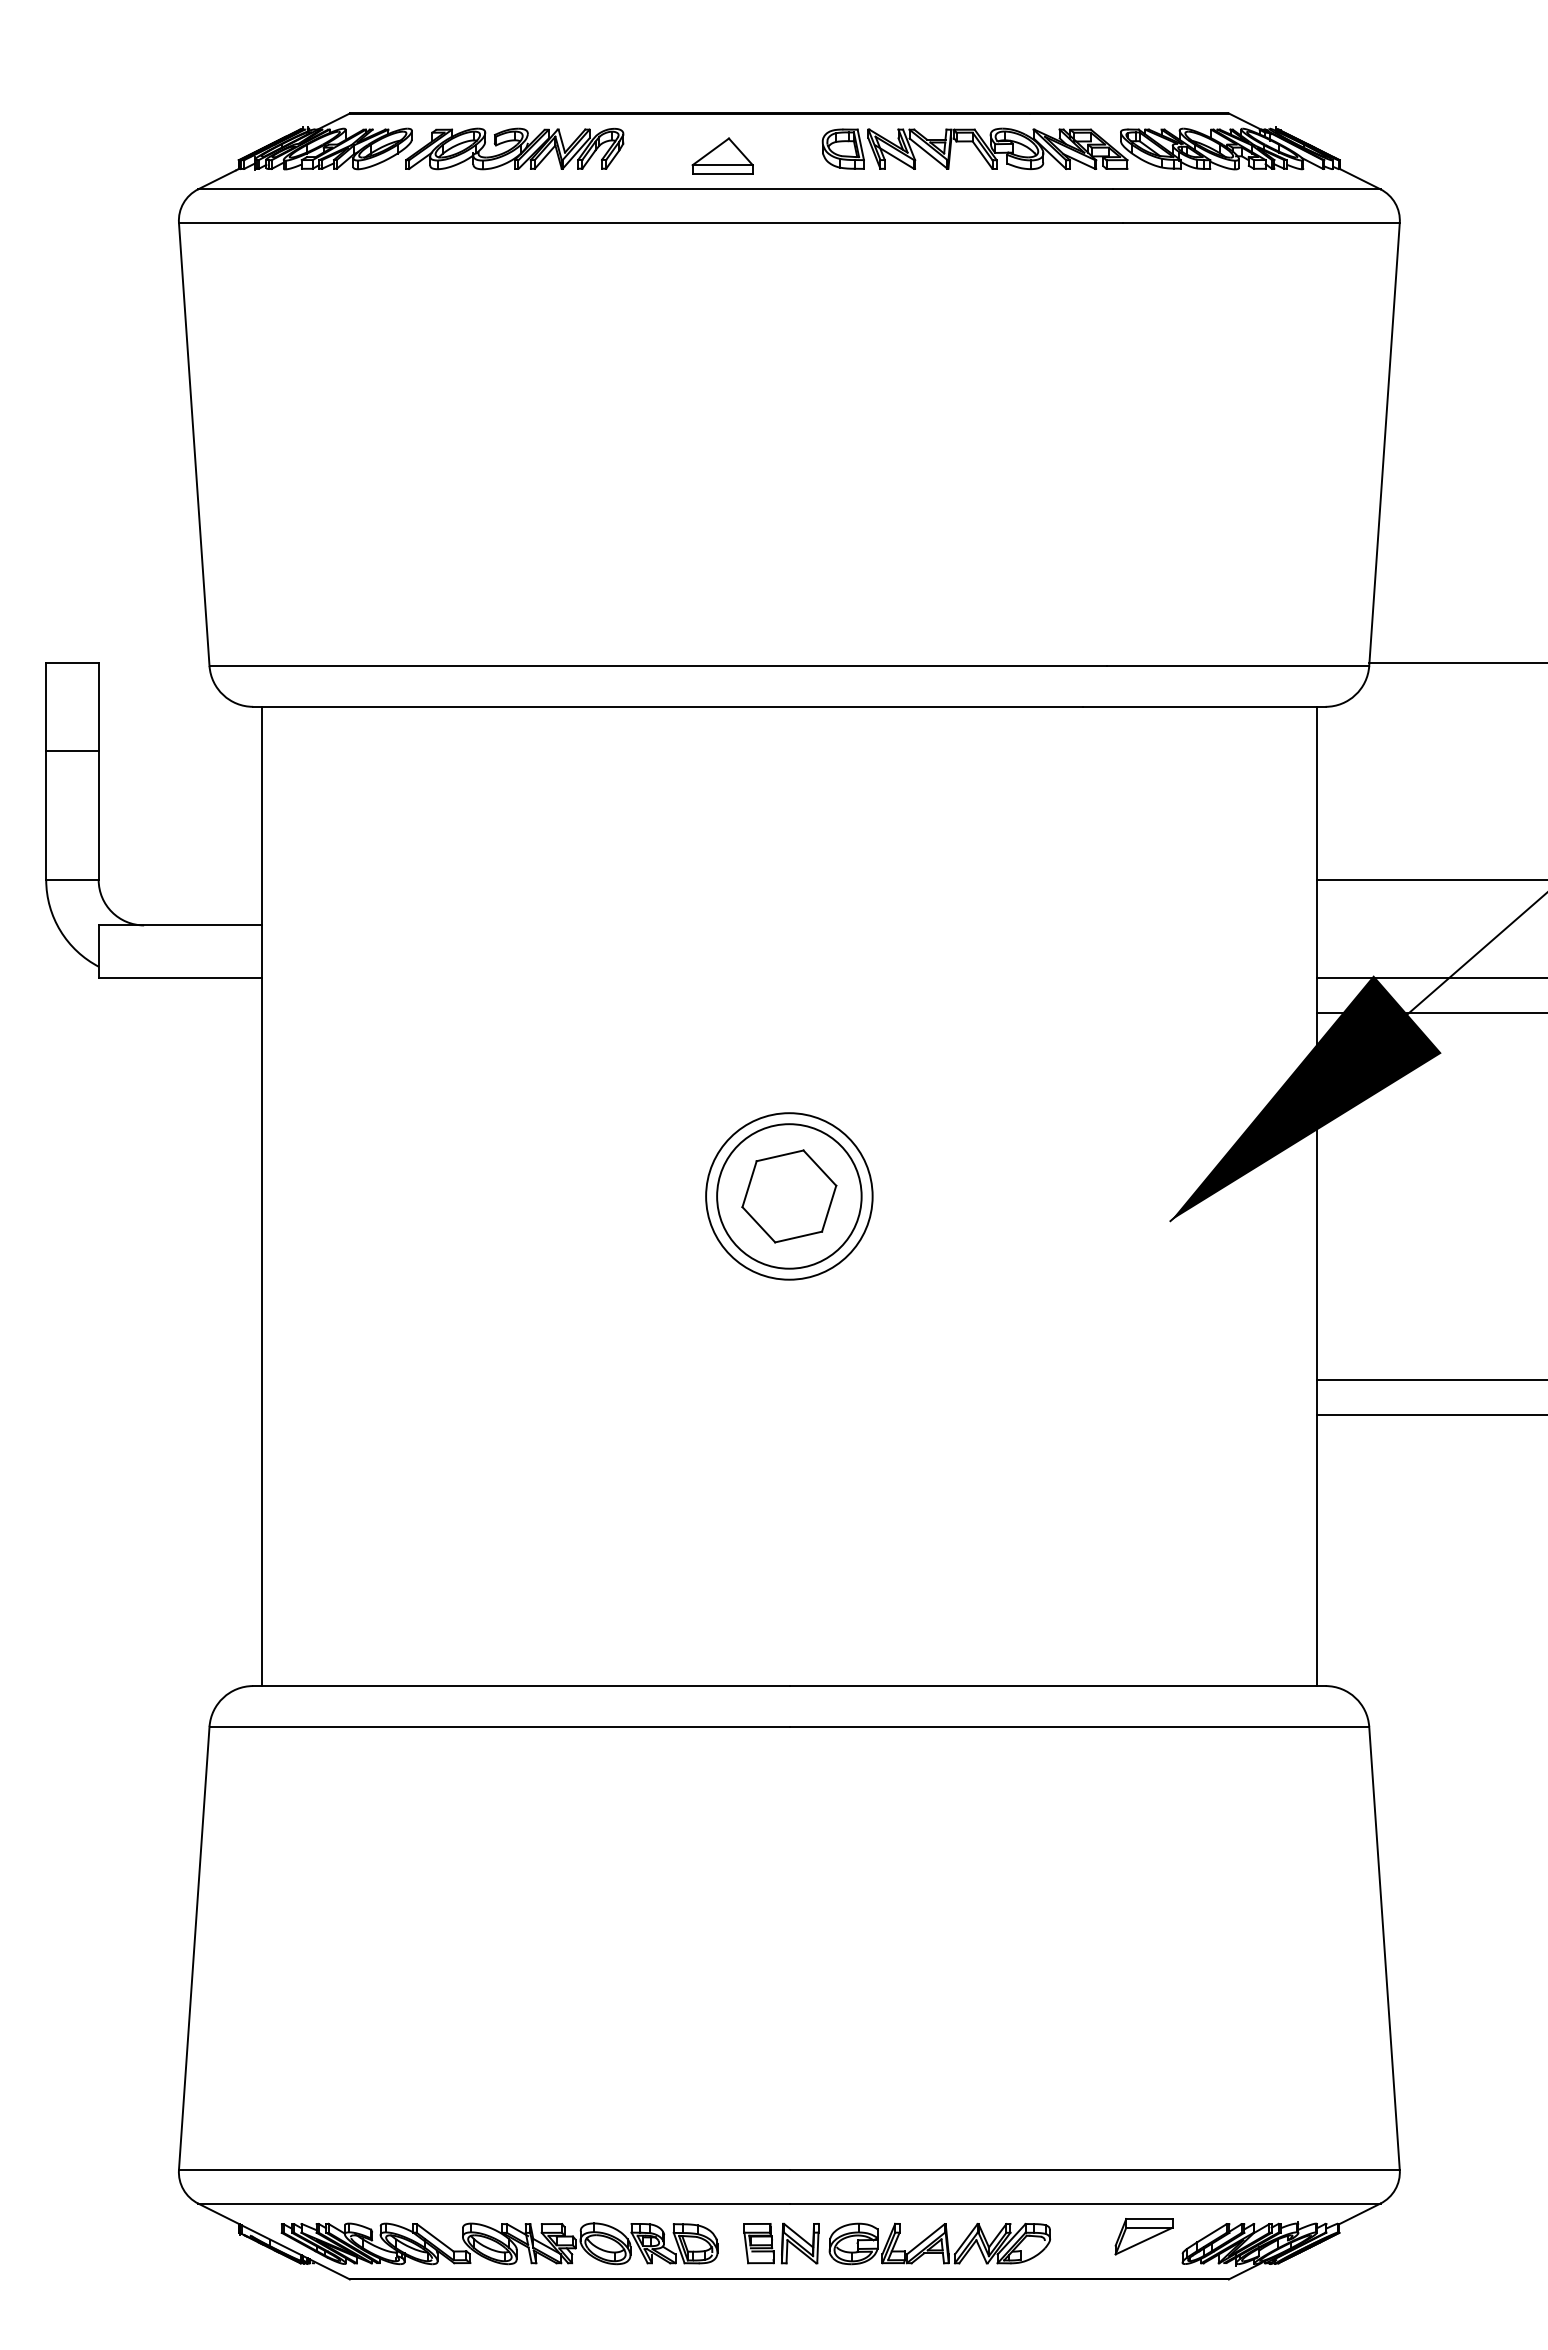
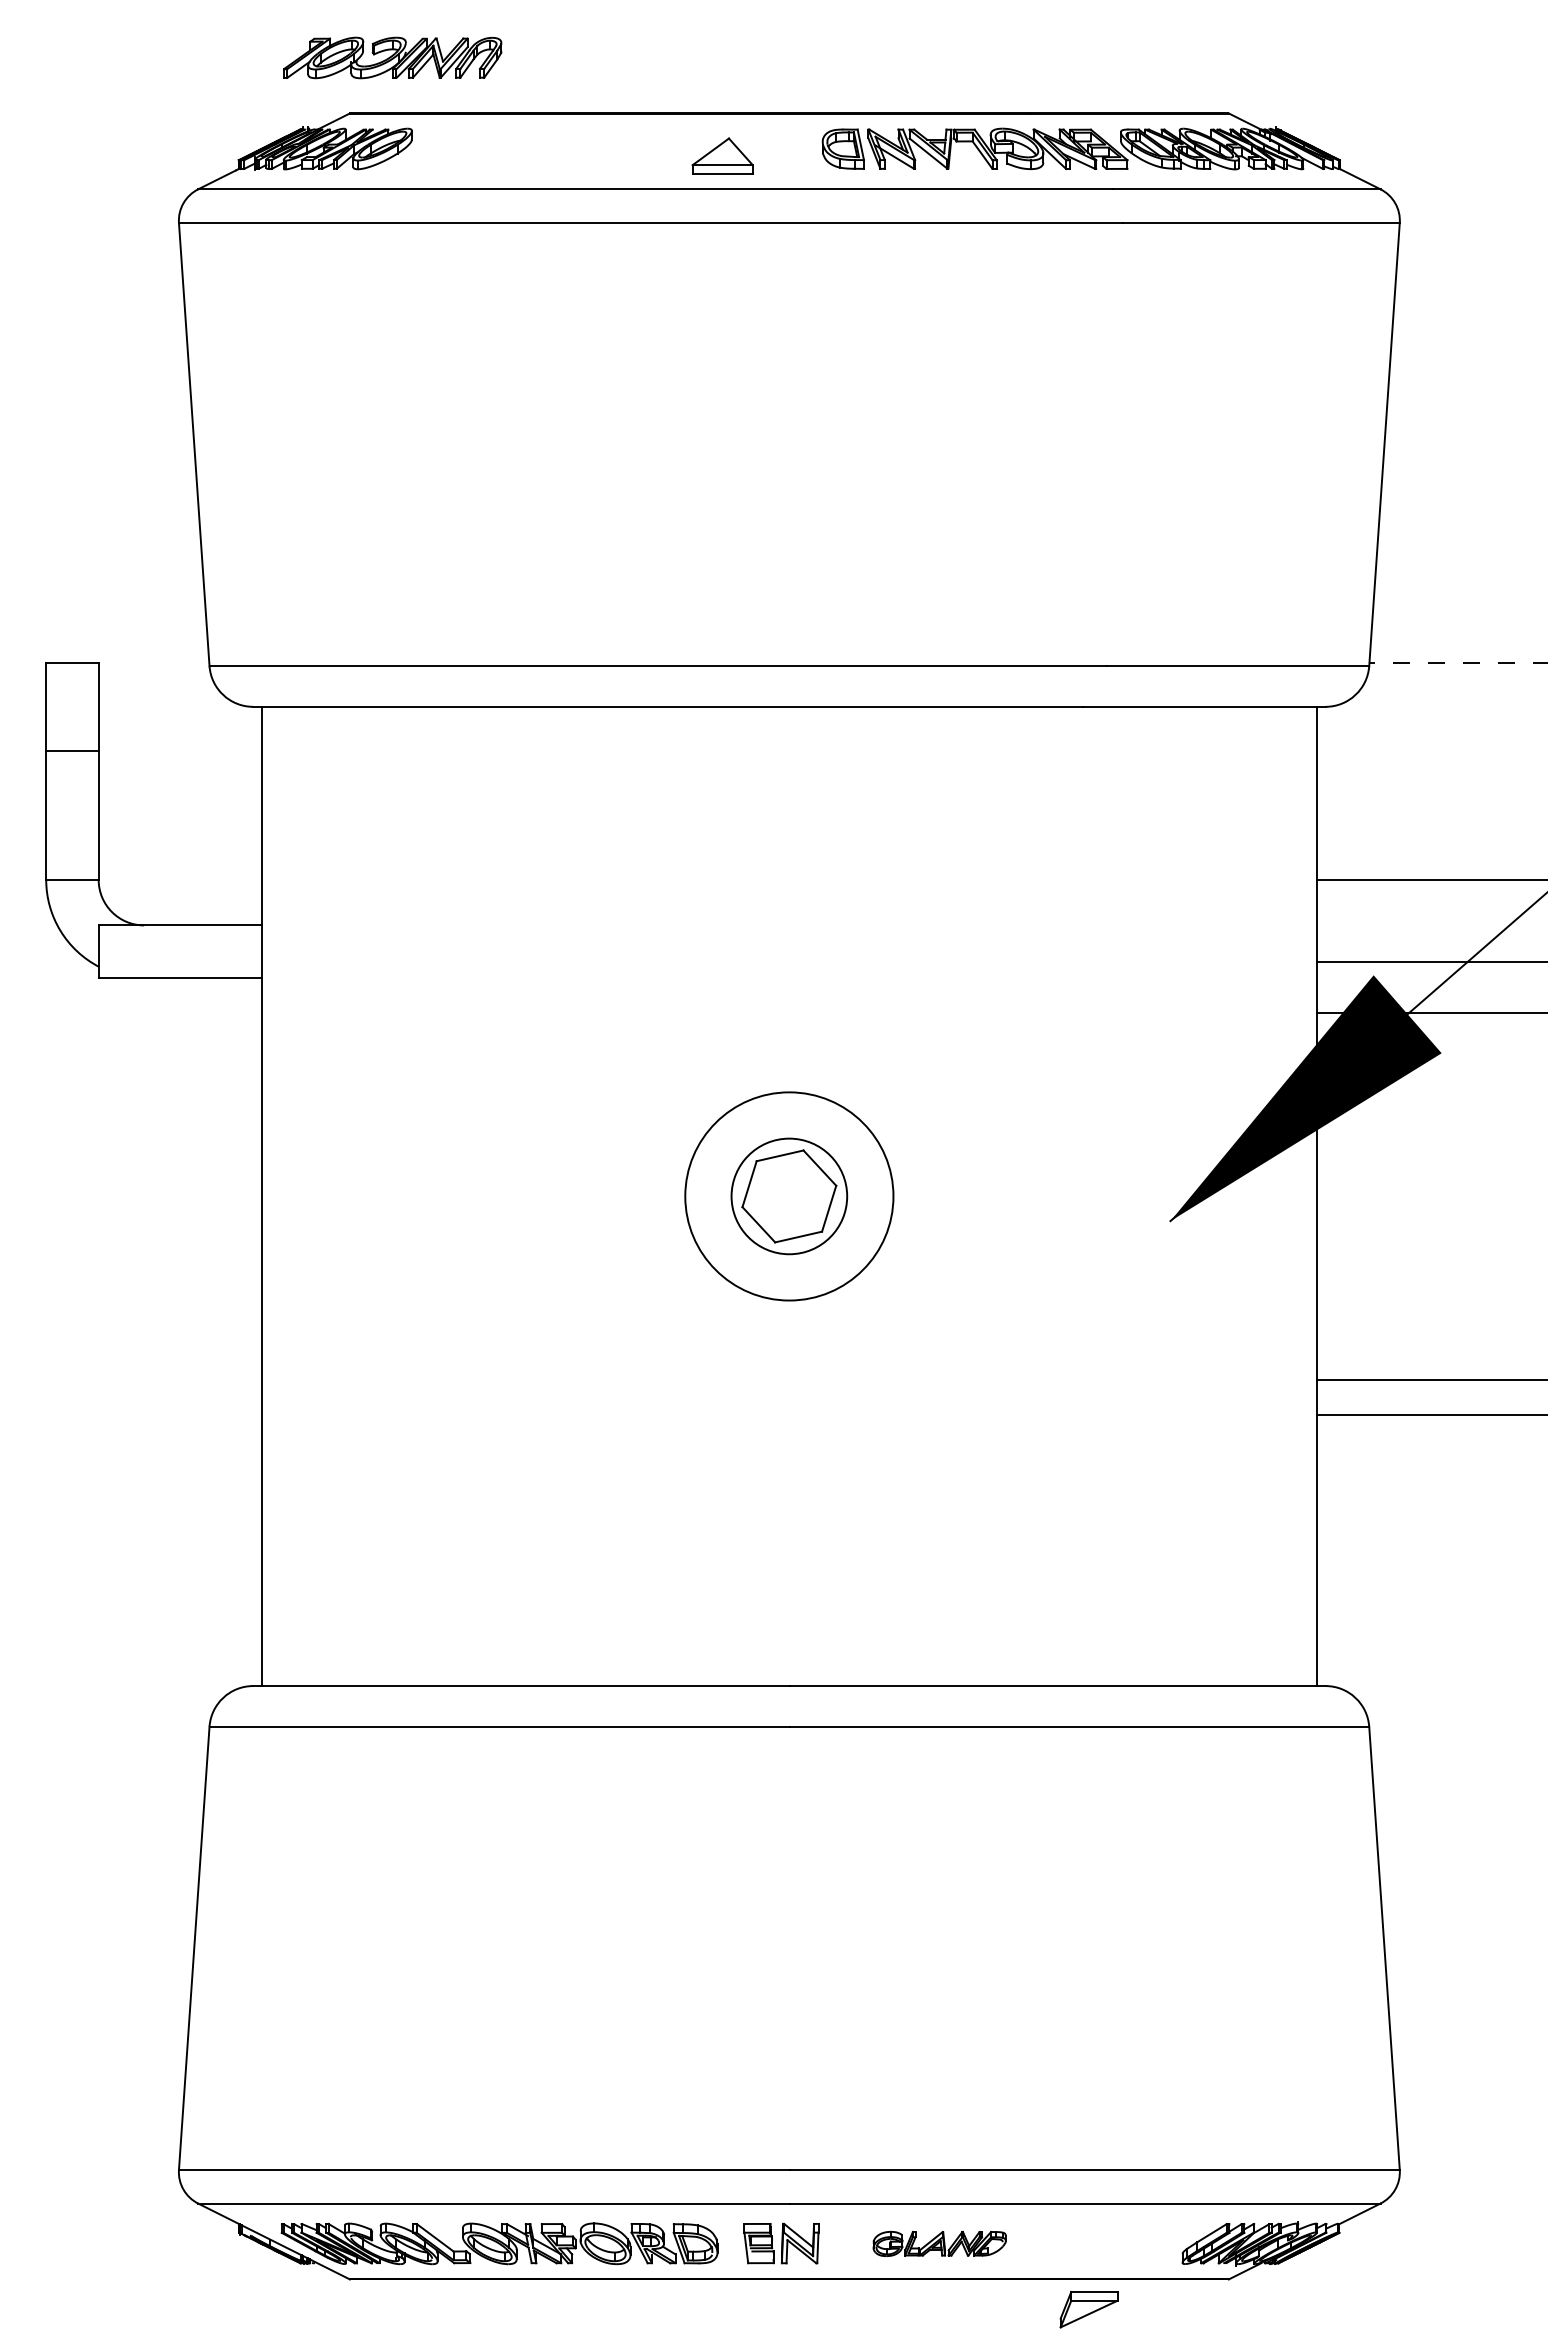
part position: (514, 148) -> (392, 57) (392, 57)
line: solid -> dashed (1458, 663)
line position: (1430, 977) -> (1430, 961) (1430, 961)
circle diameter: 145 px -> 116 px (789, 1196)
circle diameter: 167 px -> 208 px (789, 1196)
part position: (1143, 2236) -> (1088, 2309) (1088, 2309)
part size: 223x44 px -> 135x27 px (939, 2243)
